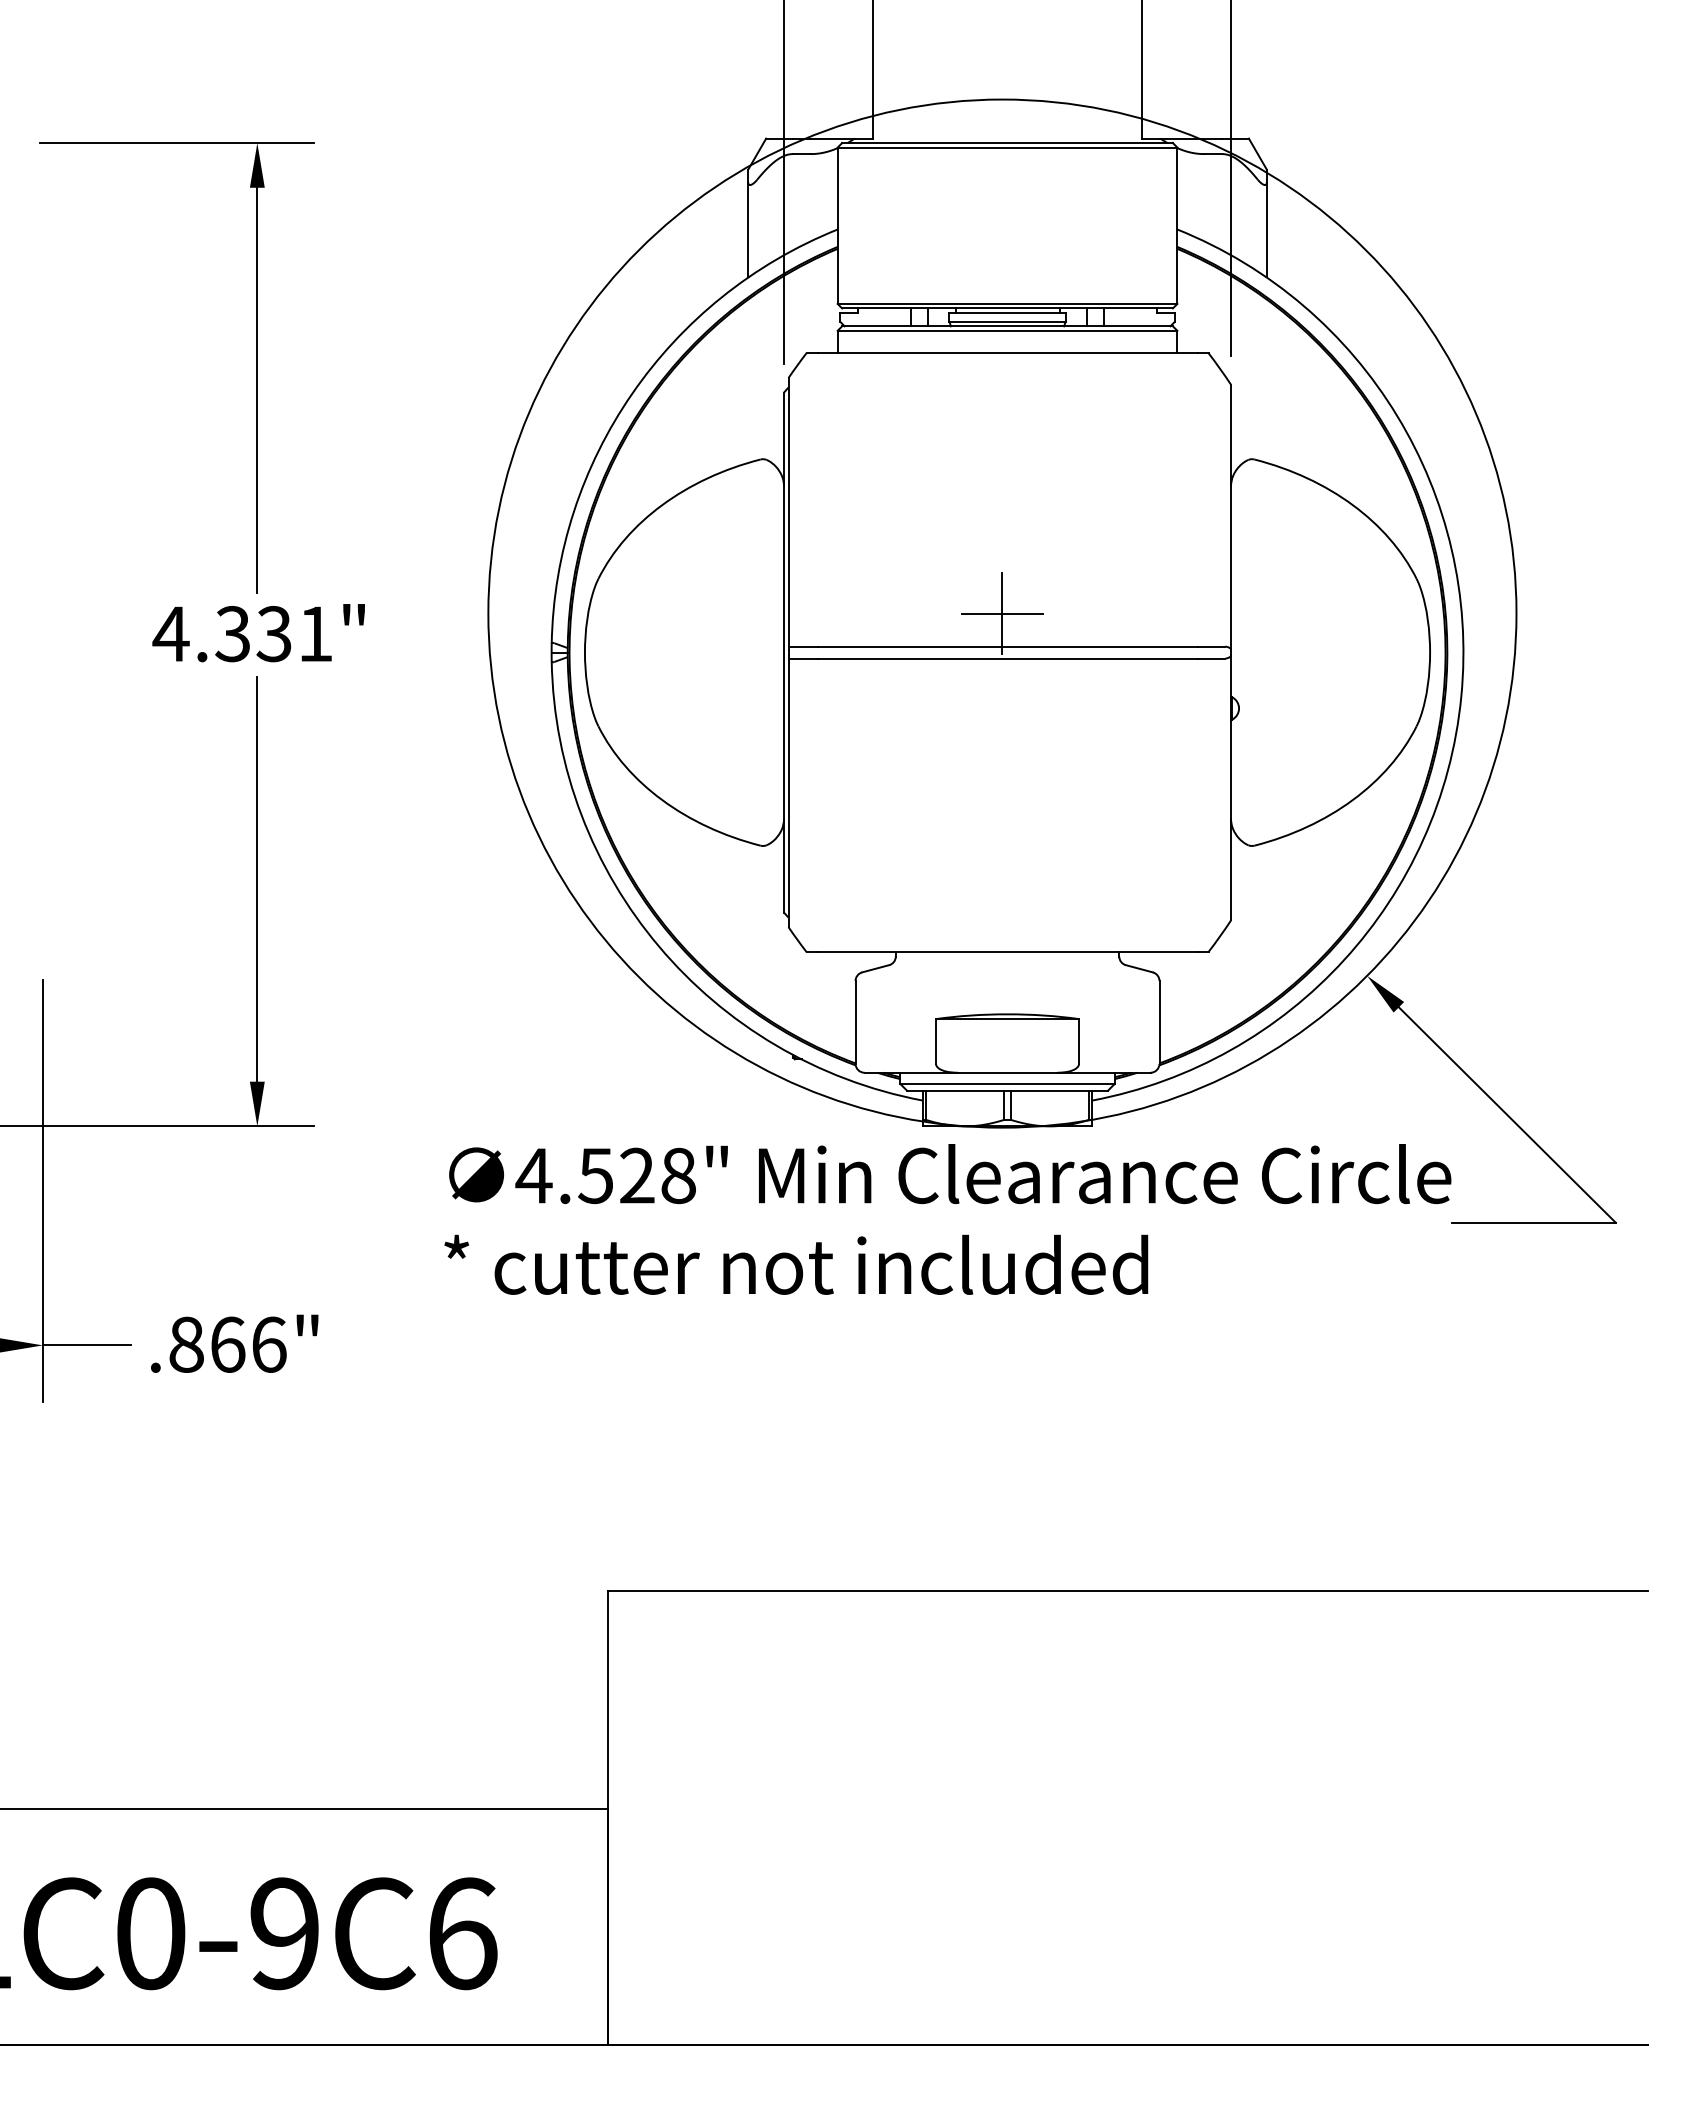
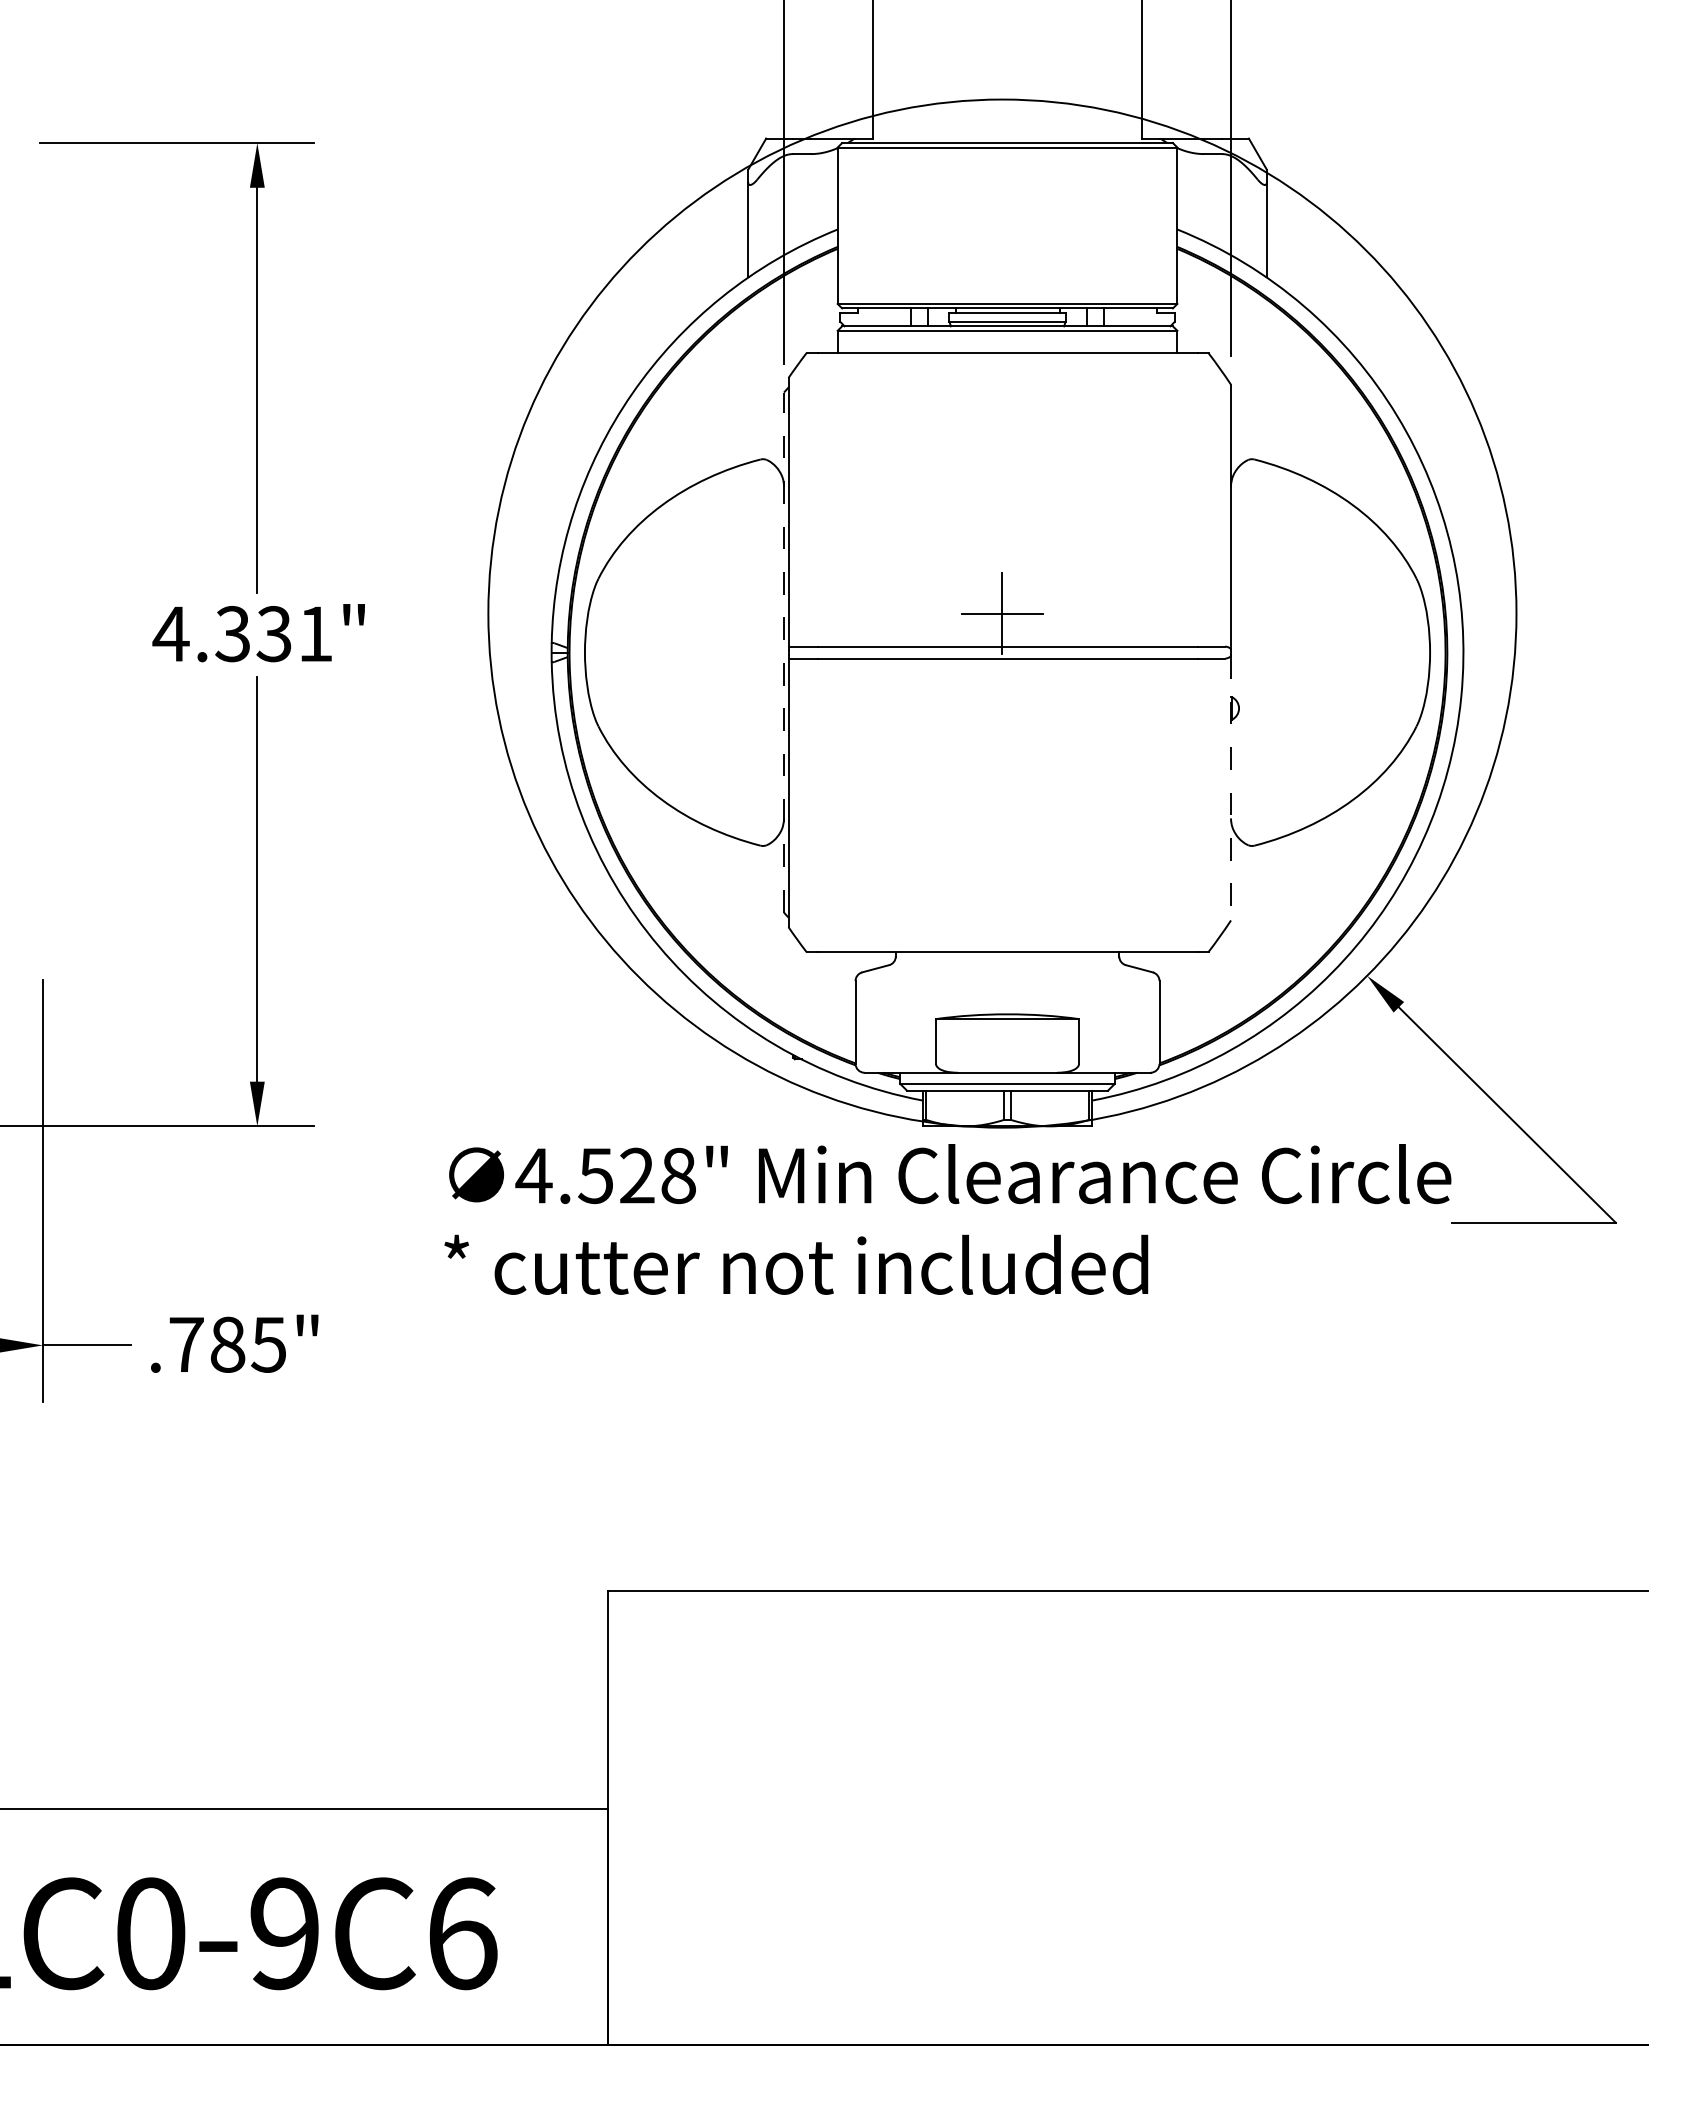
line: solid -> dashed (784, 652)
line: solid -> dashed (1231, 788)
text: .866" -> .785" (227, 1344)
